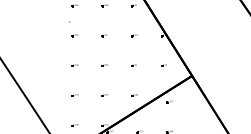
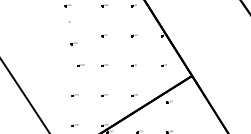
part position: (74, 5) -> (67, 5) (67, 5)
part position: (74, 35) -> (73, 43) (73, 43)
part position: (74, 65) -> (80, 65) (80, 65)
